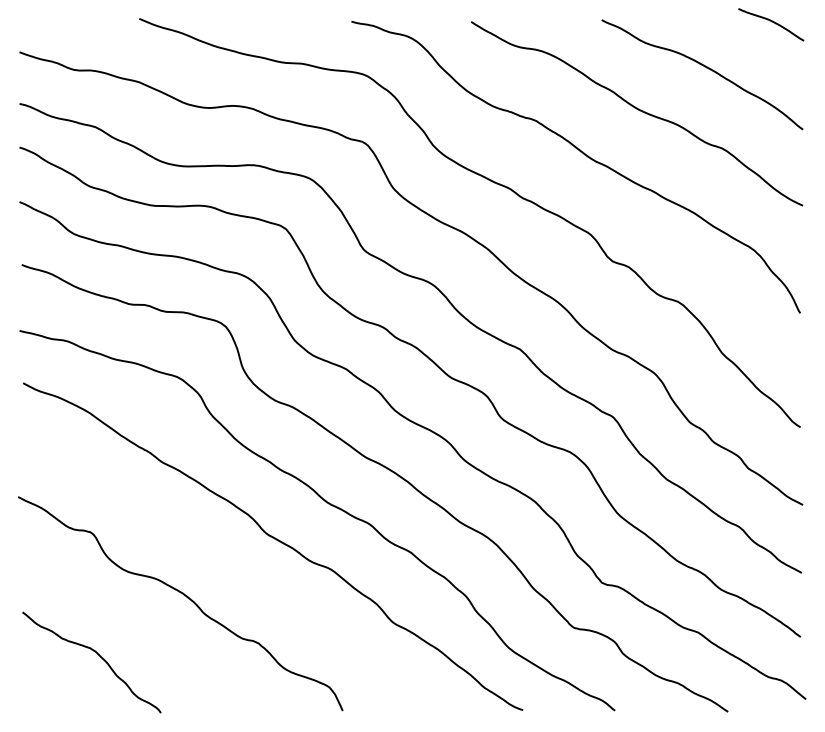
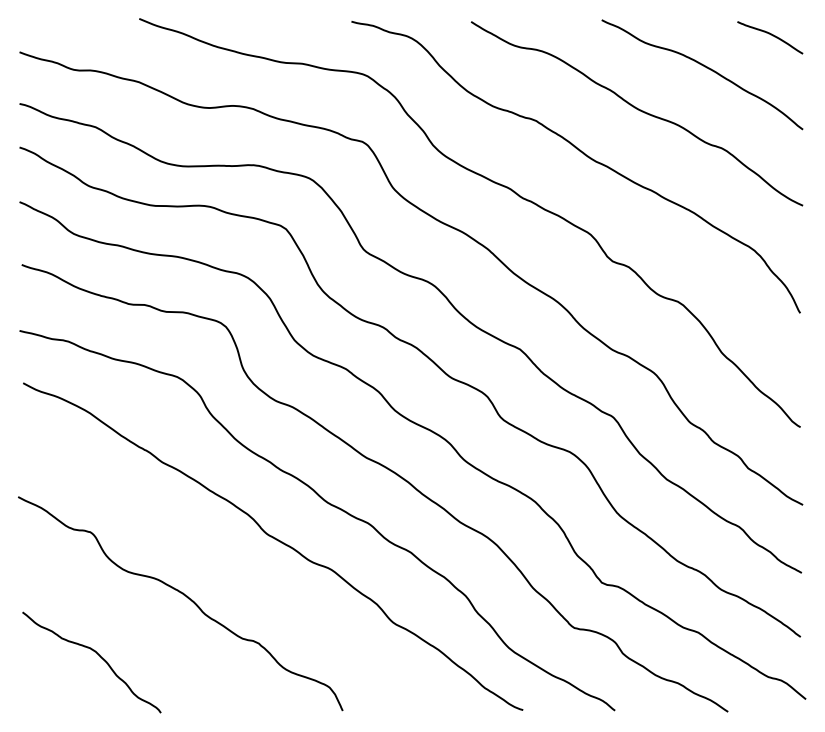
curve position: (771, 22) -> (770, 35) (770, 35)
